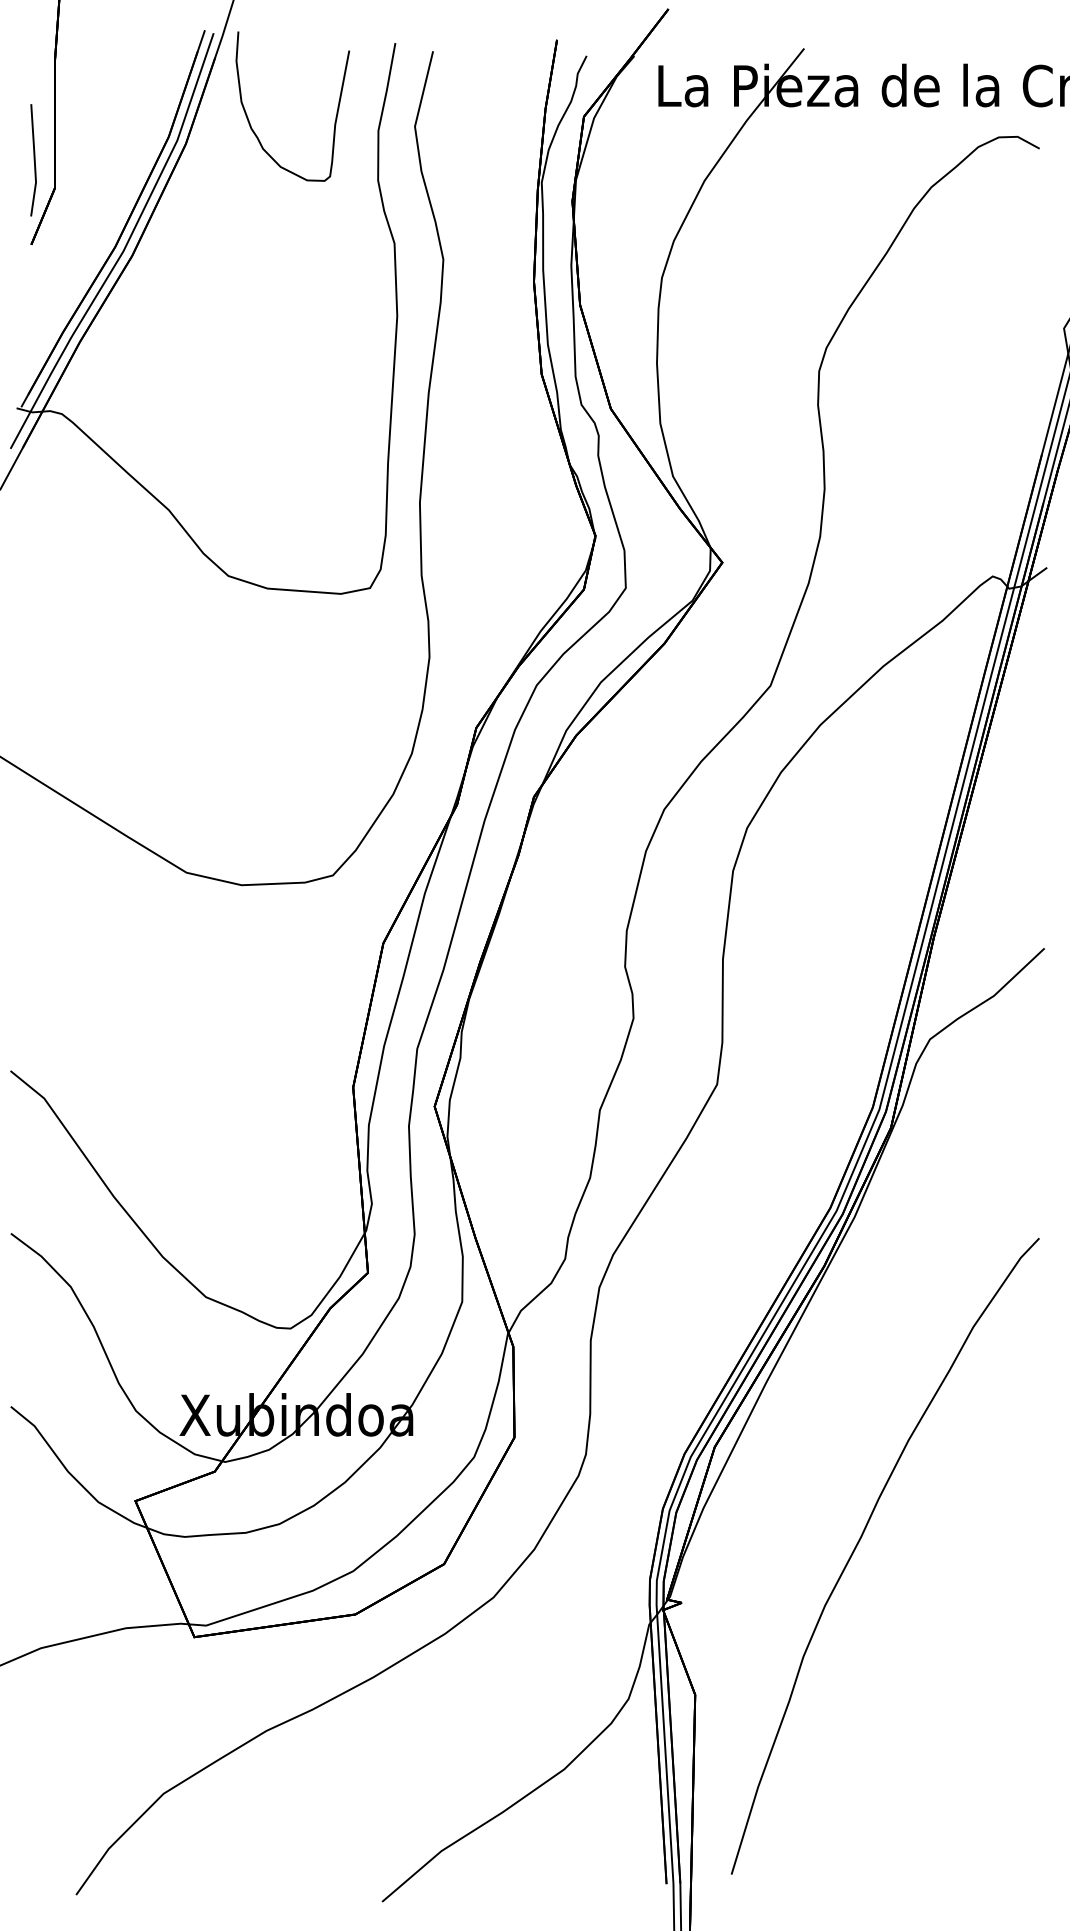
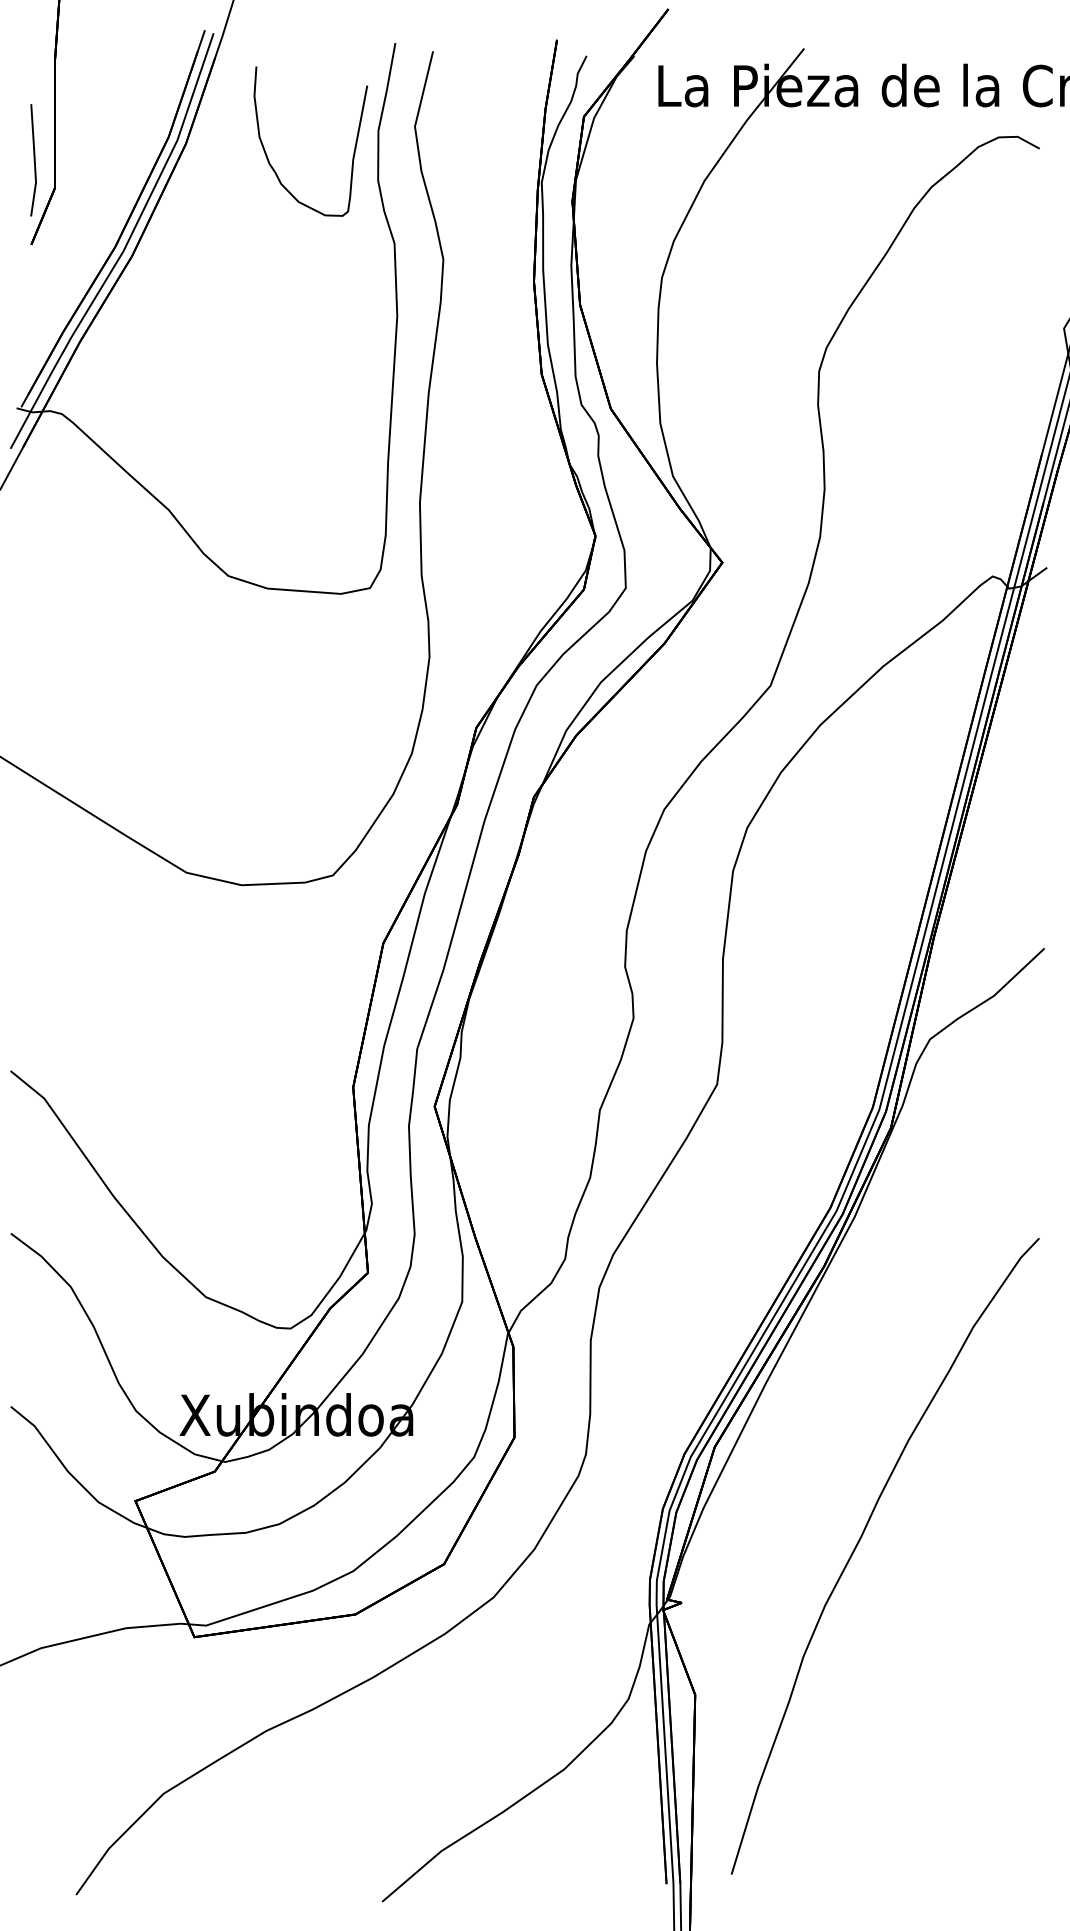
part position: (335, 116) -> (353, 151) (353, 151)
